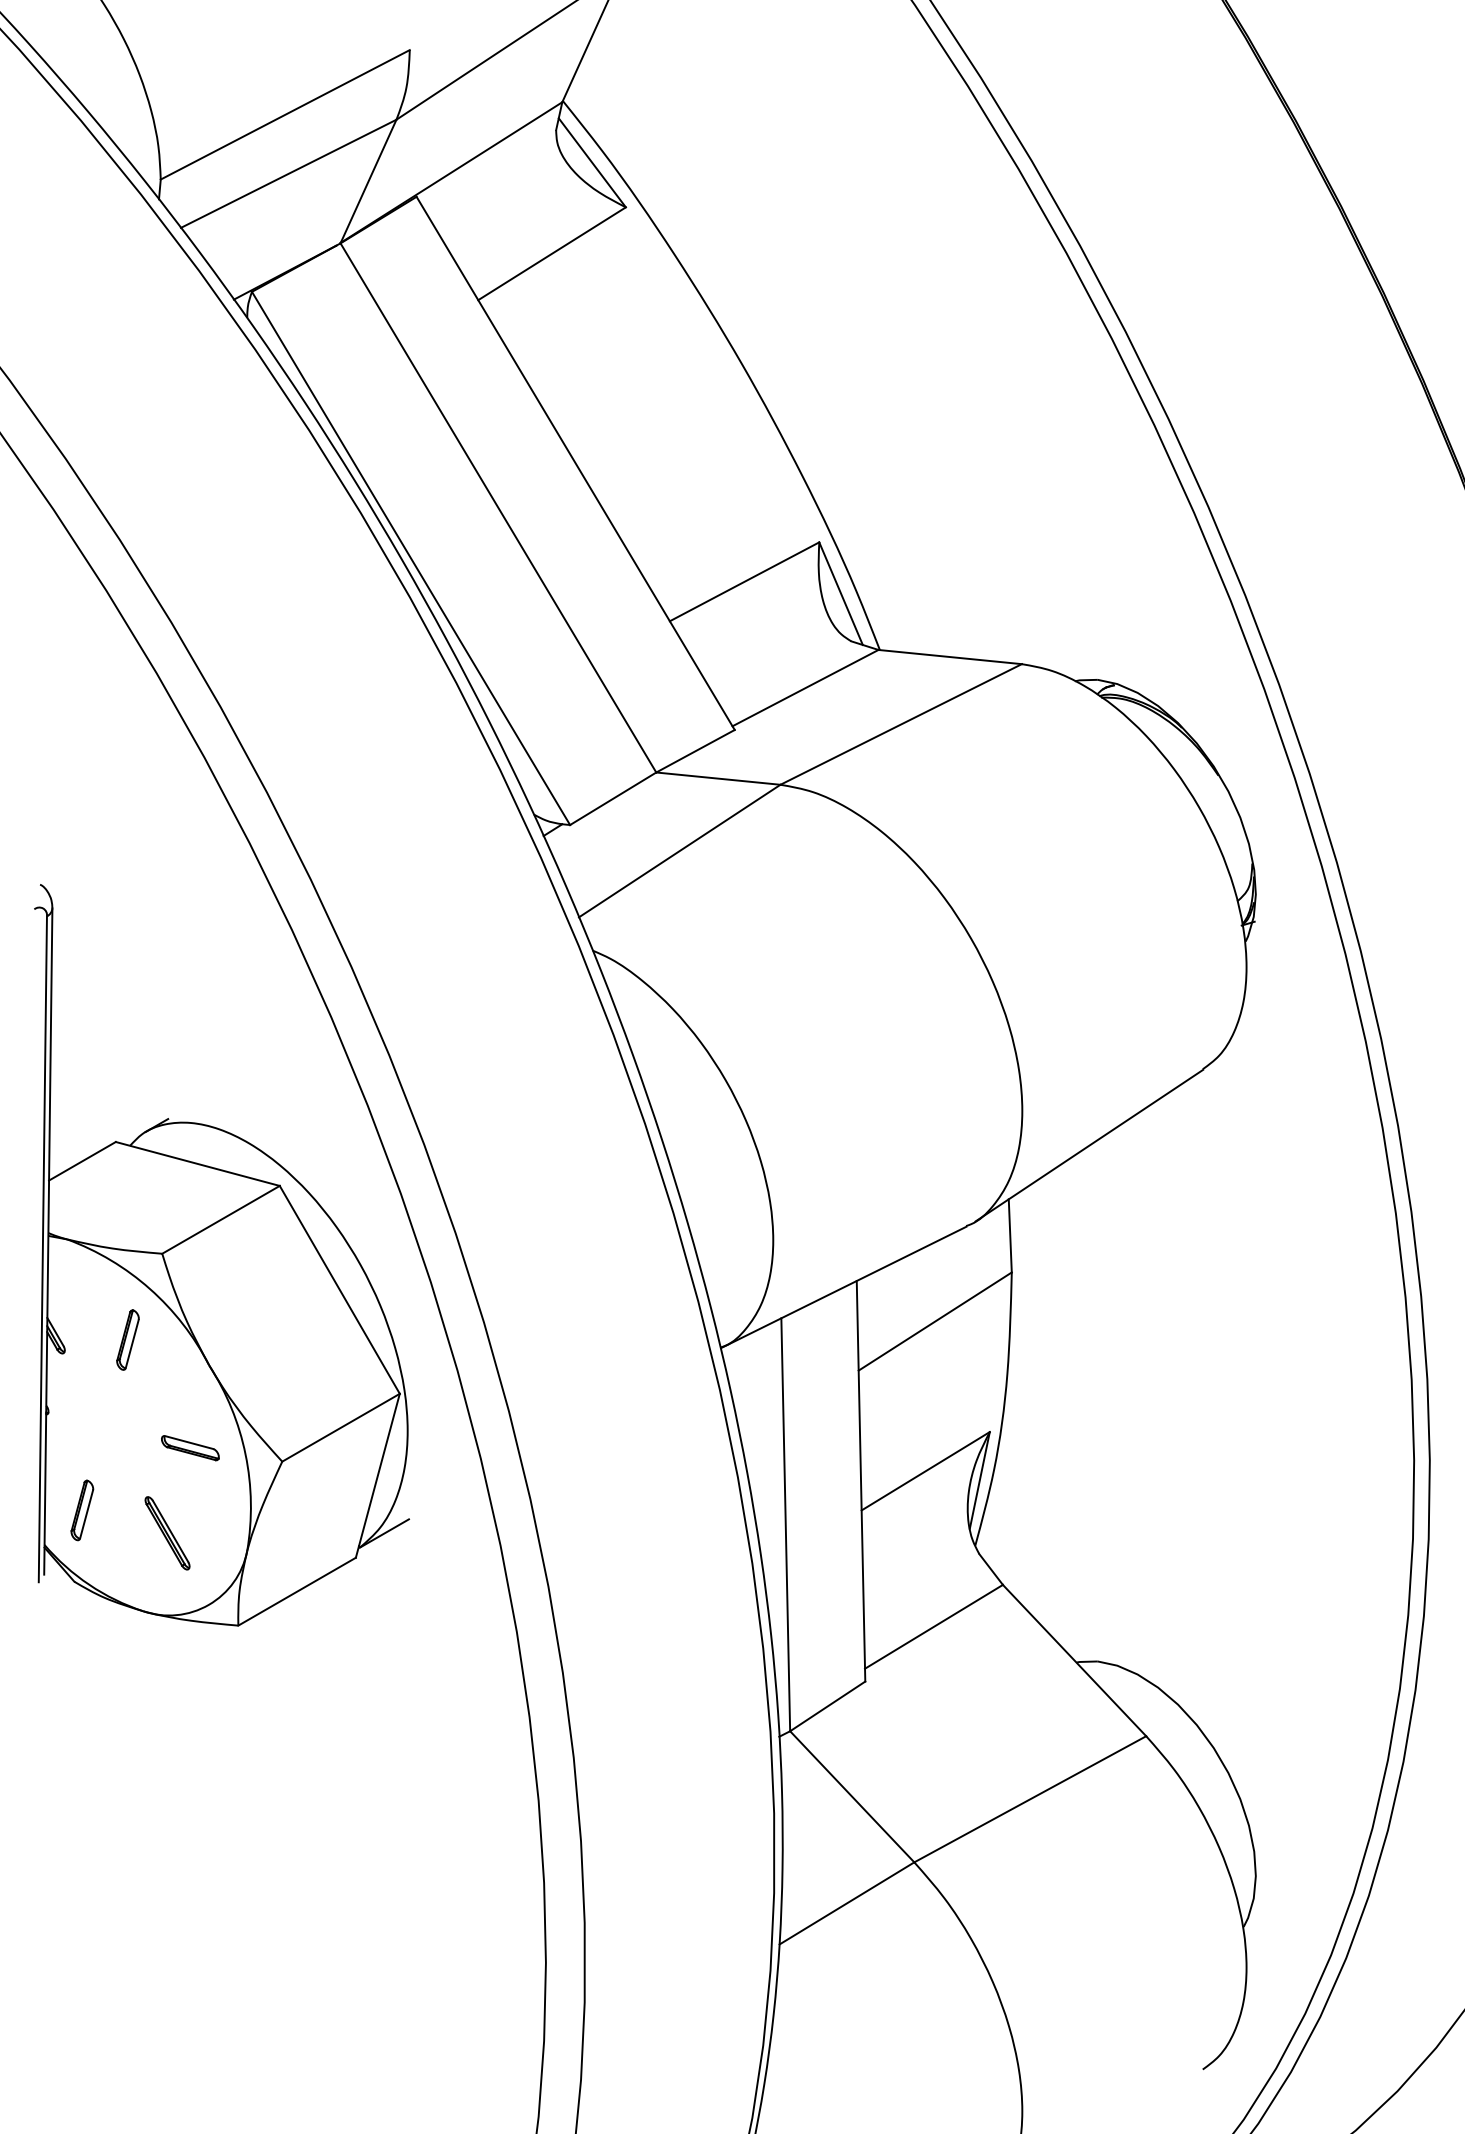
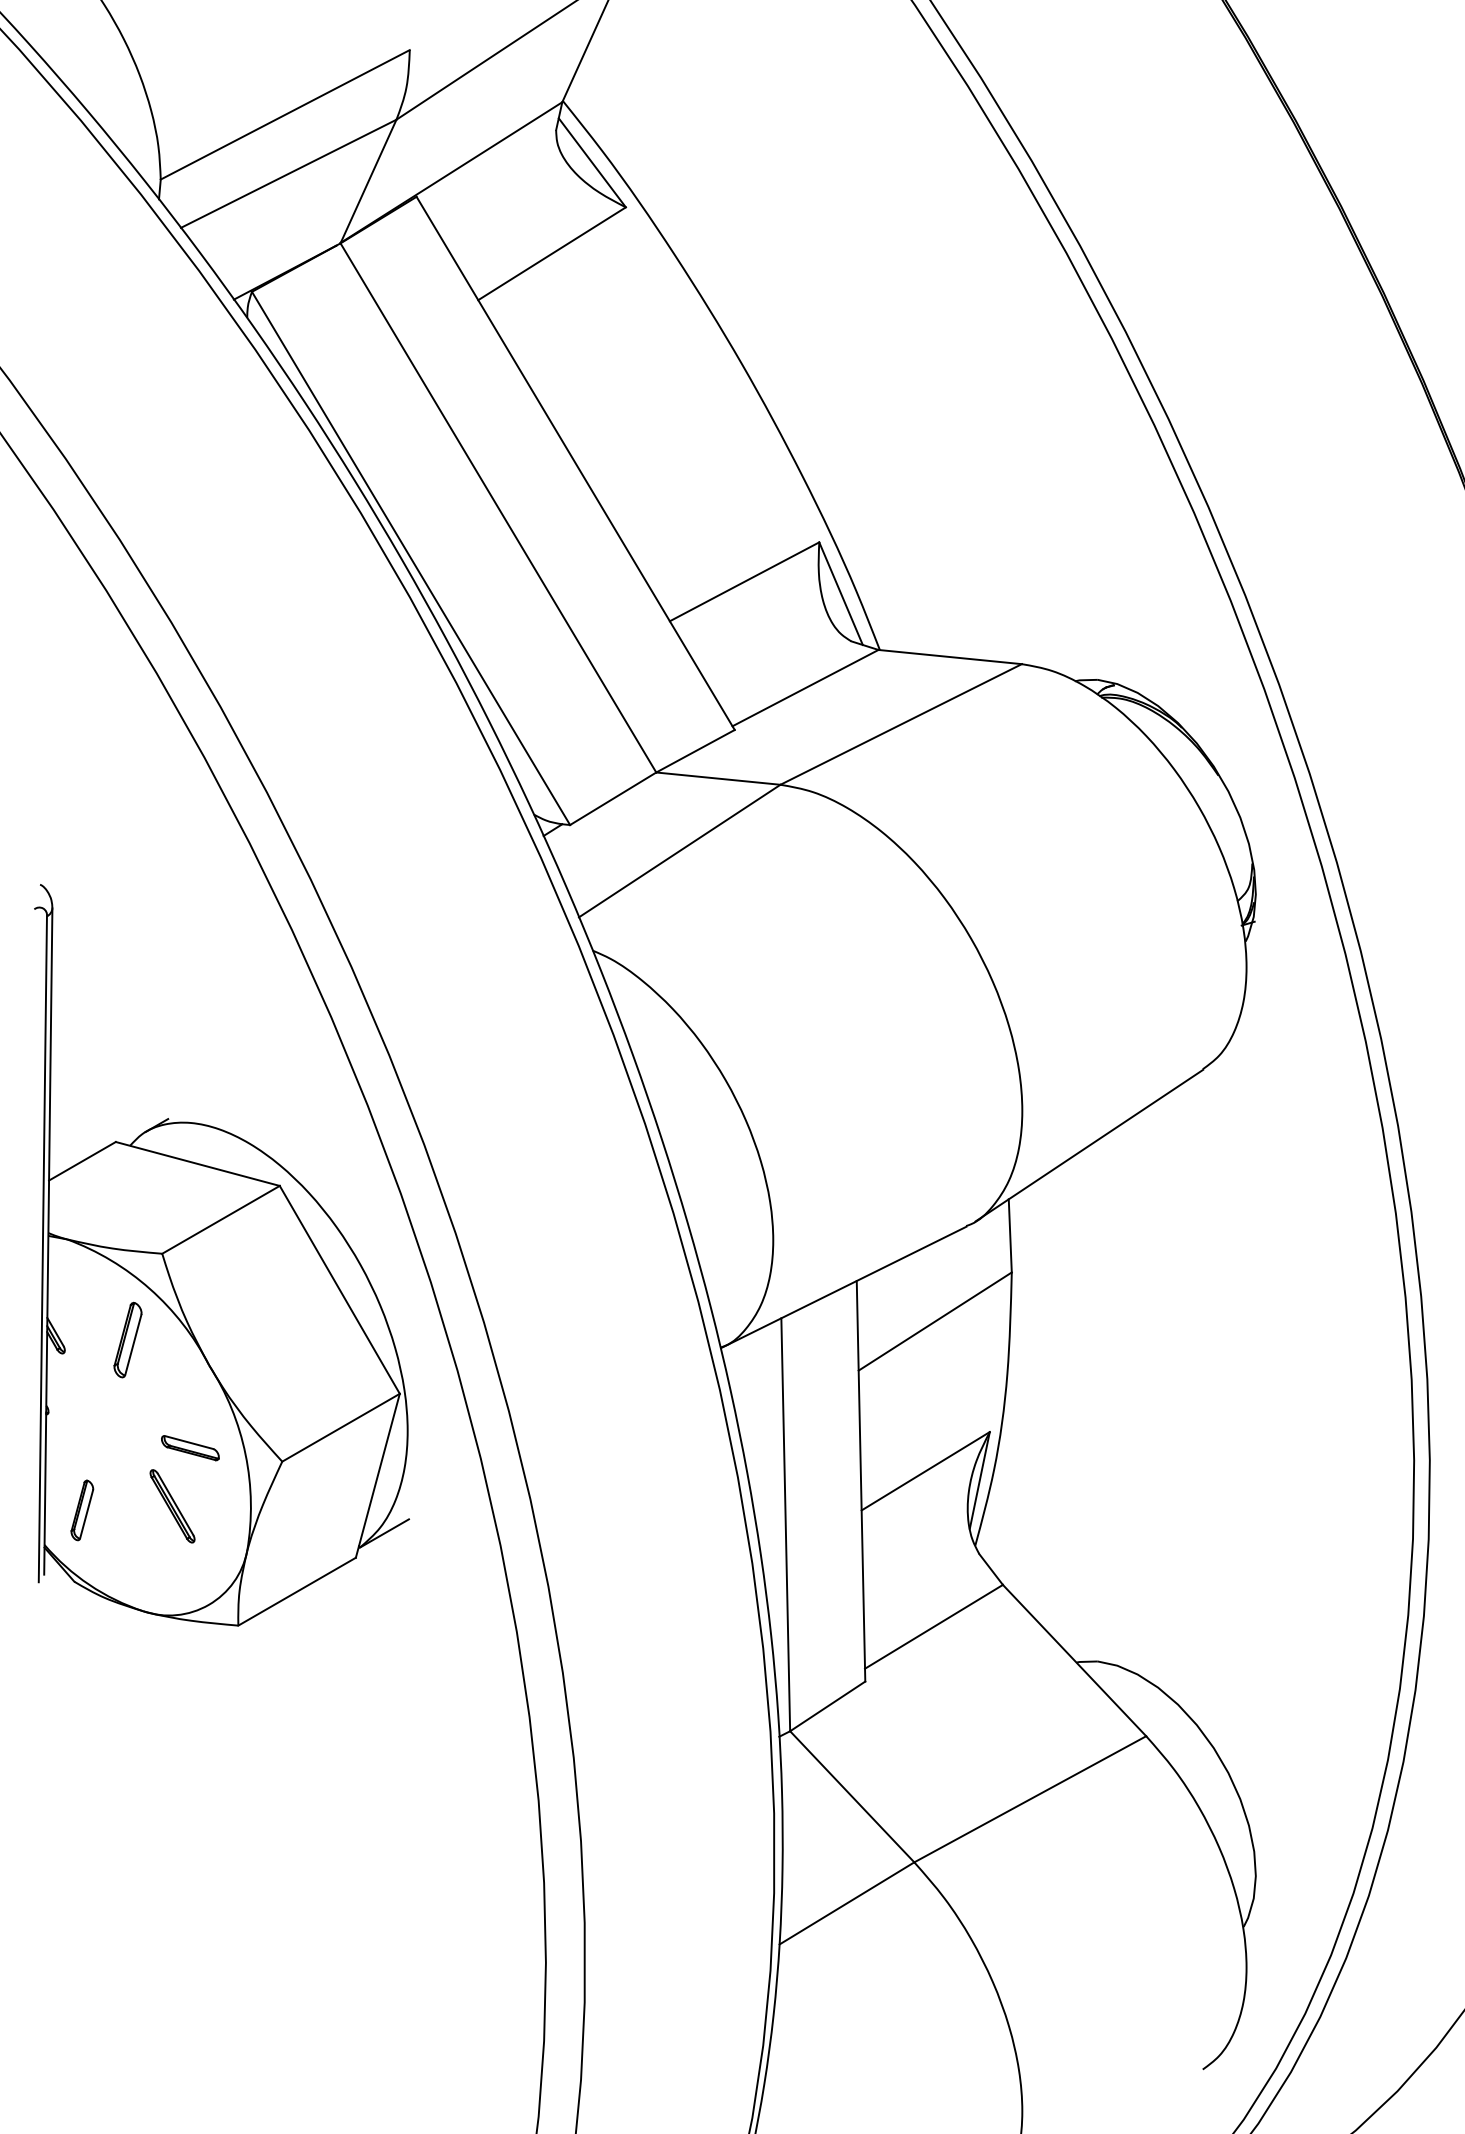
part size: 24x62 px -> 30x78 px (127, 1339)
part position: (167, 1533) -> (172, 1506) (172, 1506)
